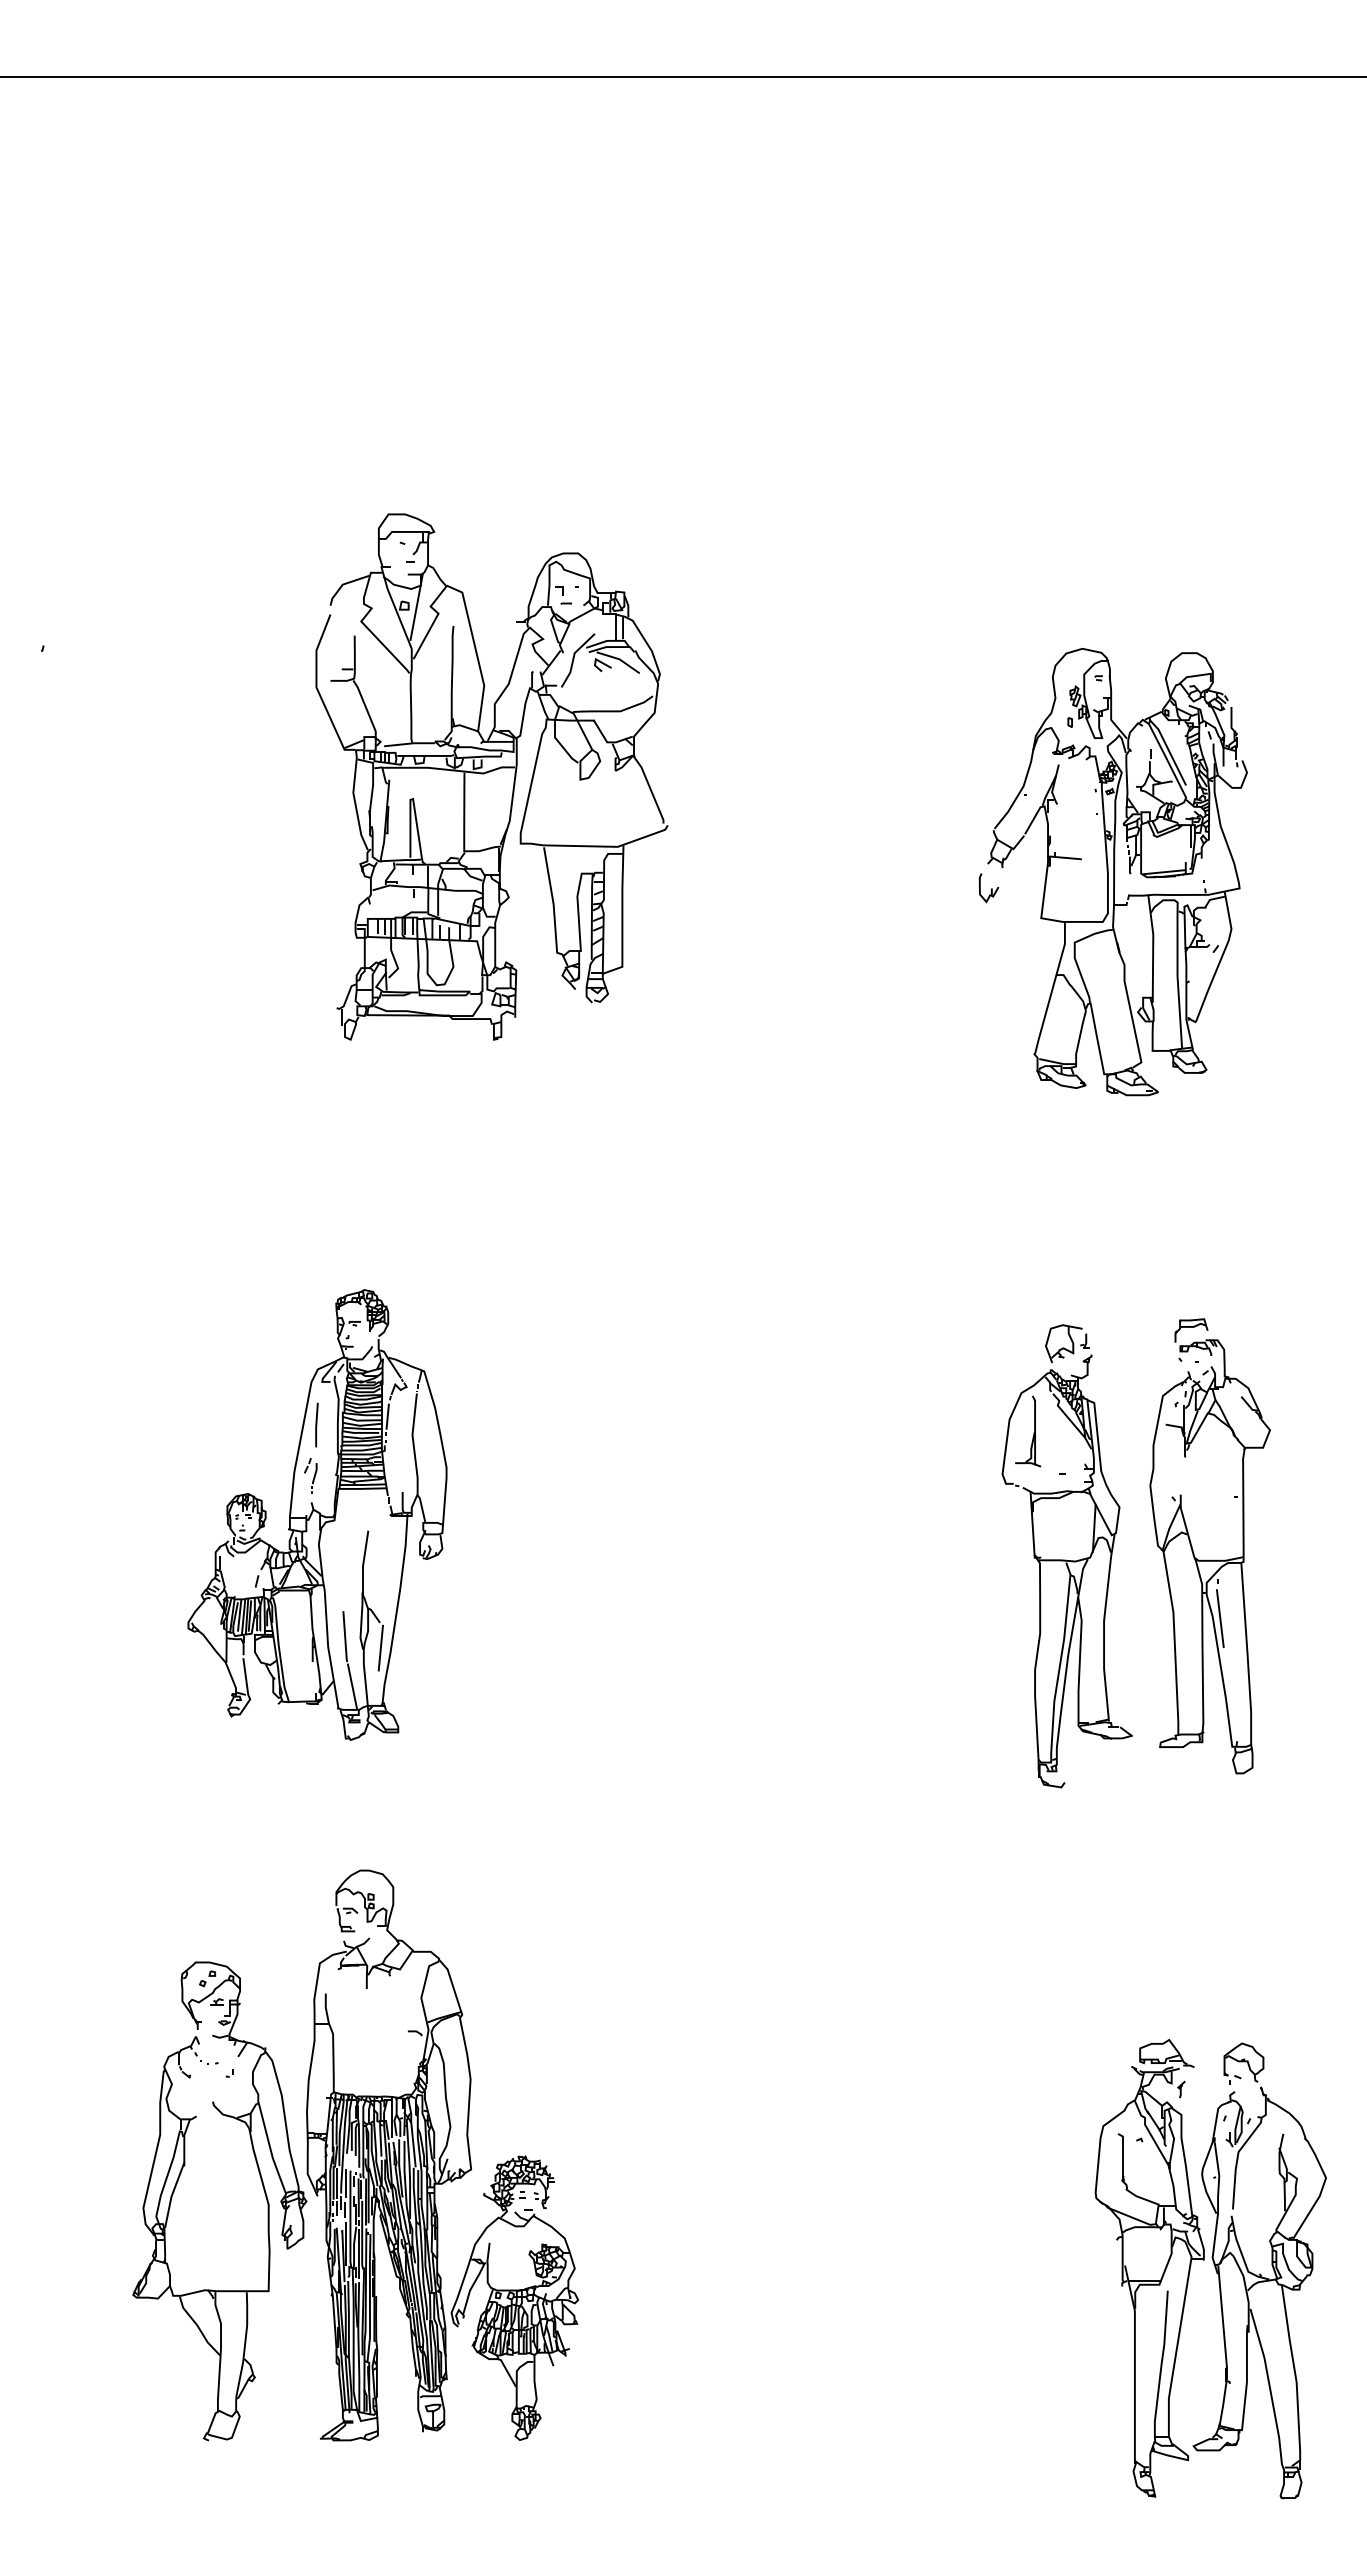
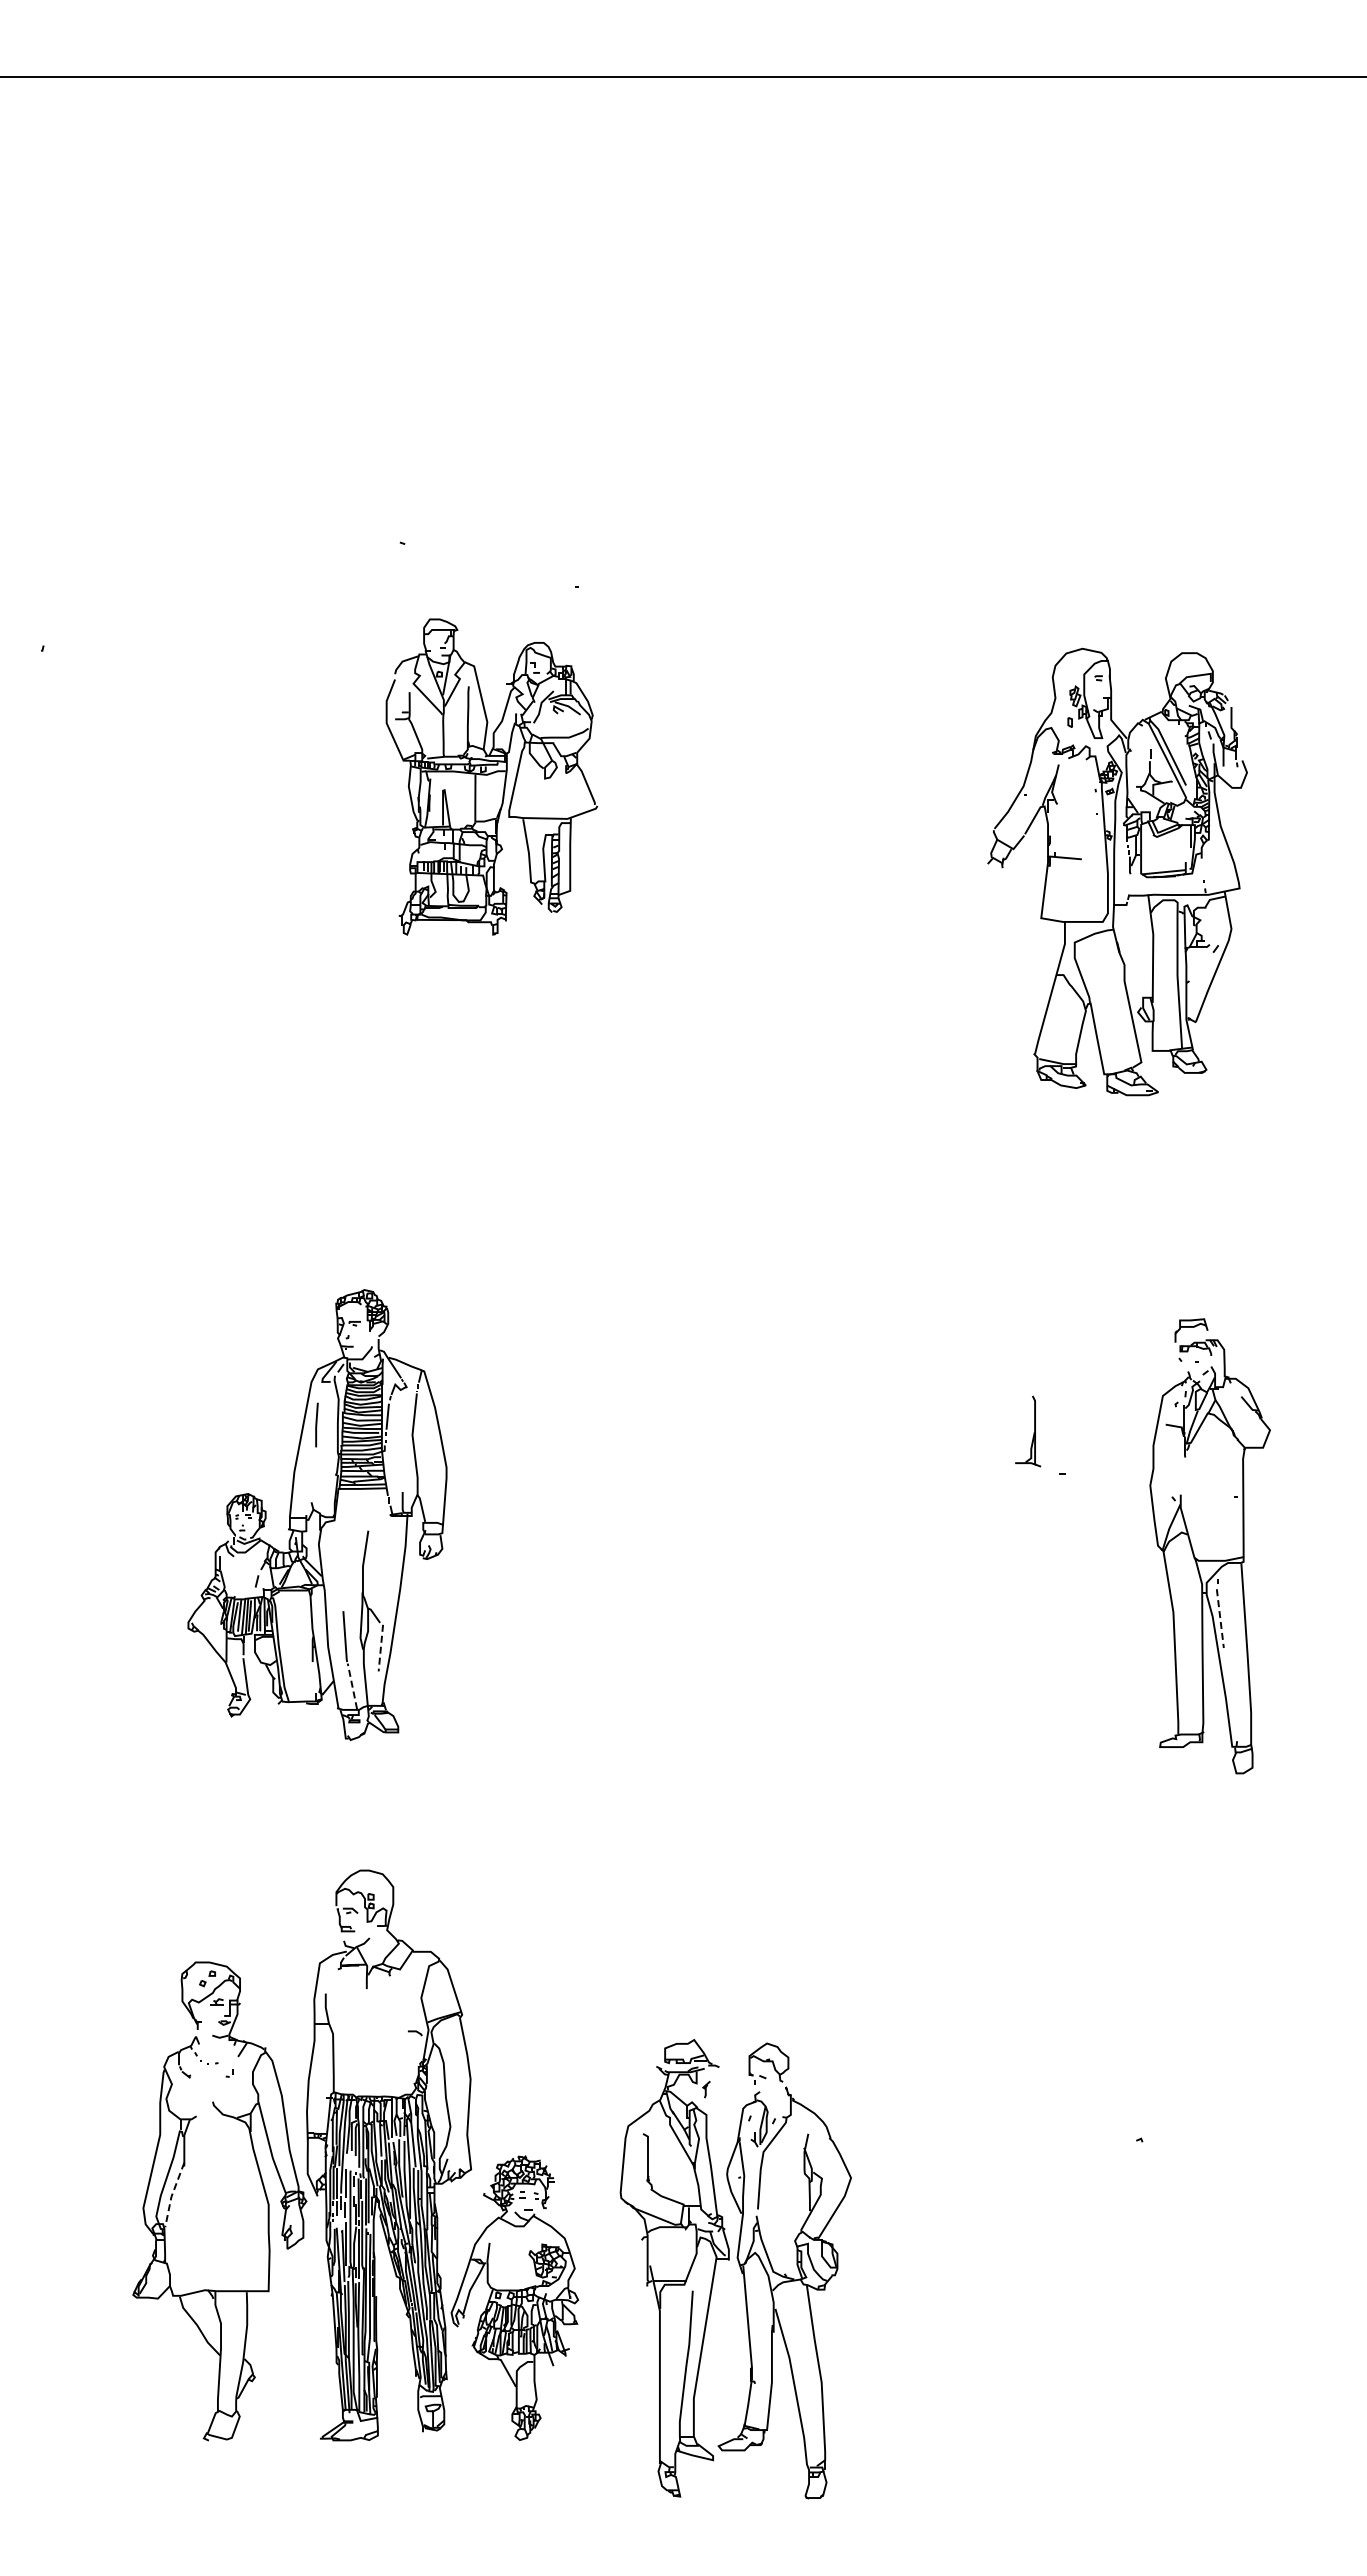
part size: 354x528 px -> 214x318 px (491, 776)
part: present -> none (988, 888)
part: present -> none (310, 1475)
part: present -> none (1066, 1556)
line: solid -> dashed (1220, 1618)
line: solid -> dashed (380, 1648)
line: solid -> dashed (352, 1685)
line: solid -> dashed (171, 2196)
part position: (1210, 2269) -> (735, 2269) (735, 2269)
